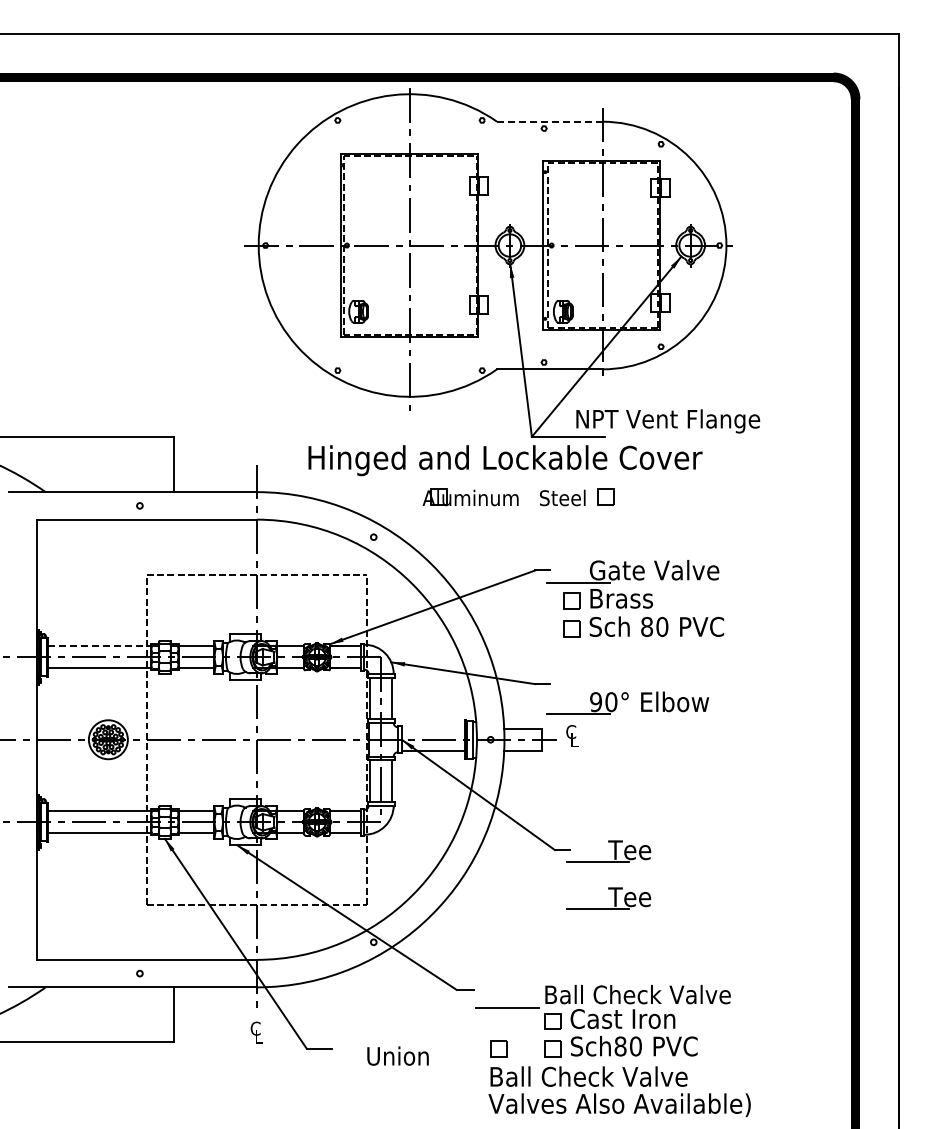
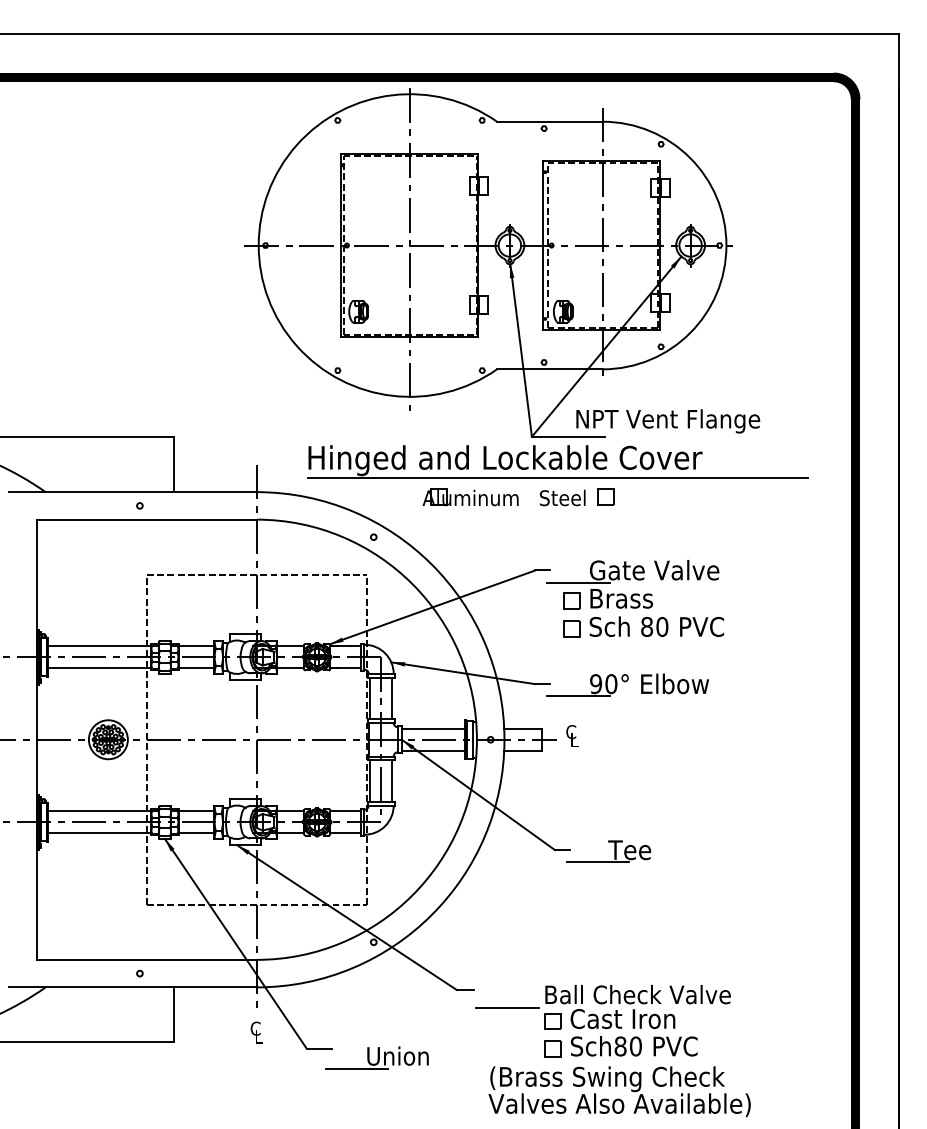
line: dashed -> solid (549, 121)
line: none -> present (558, 477)
line: dashed -> solid (100, 646)
part position: (627, 702) -> (627, 684) (627, 684)
line: none -> present (433, 728)
part: present -> none (608, 898)
part: present -> none (498, 1048)
line: none -> present (356, 1068)
text: Ball Check Valve -> (Brass Swing Check (607, 1079)
